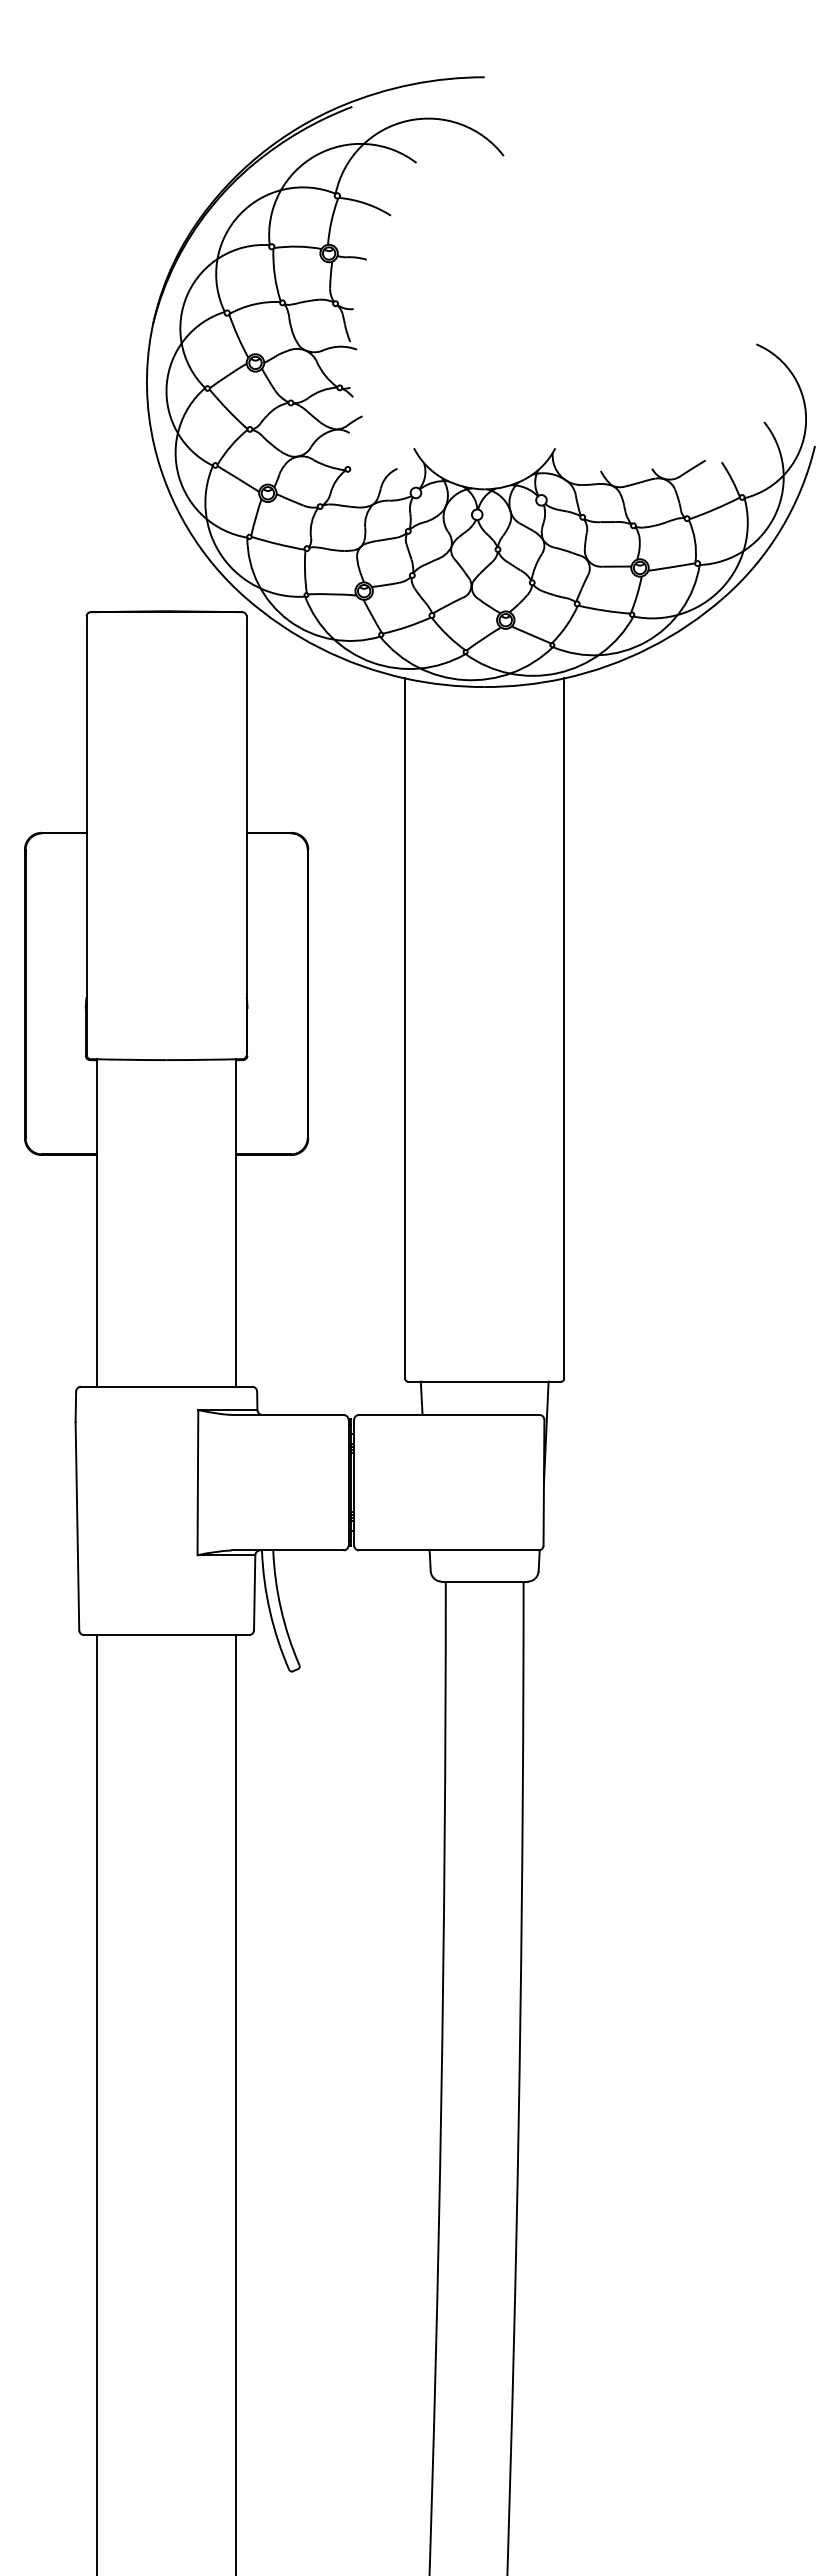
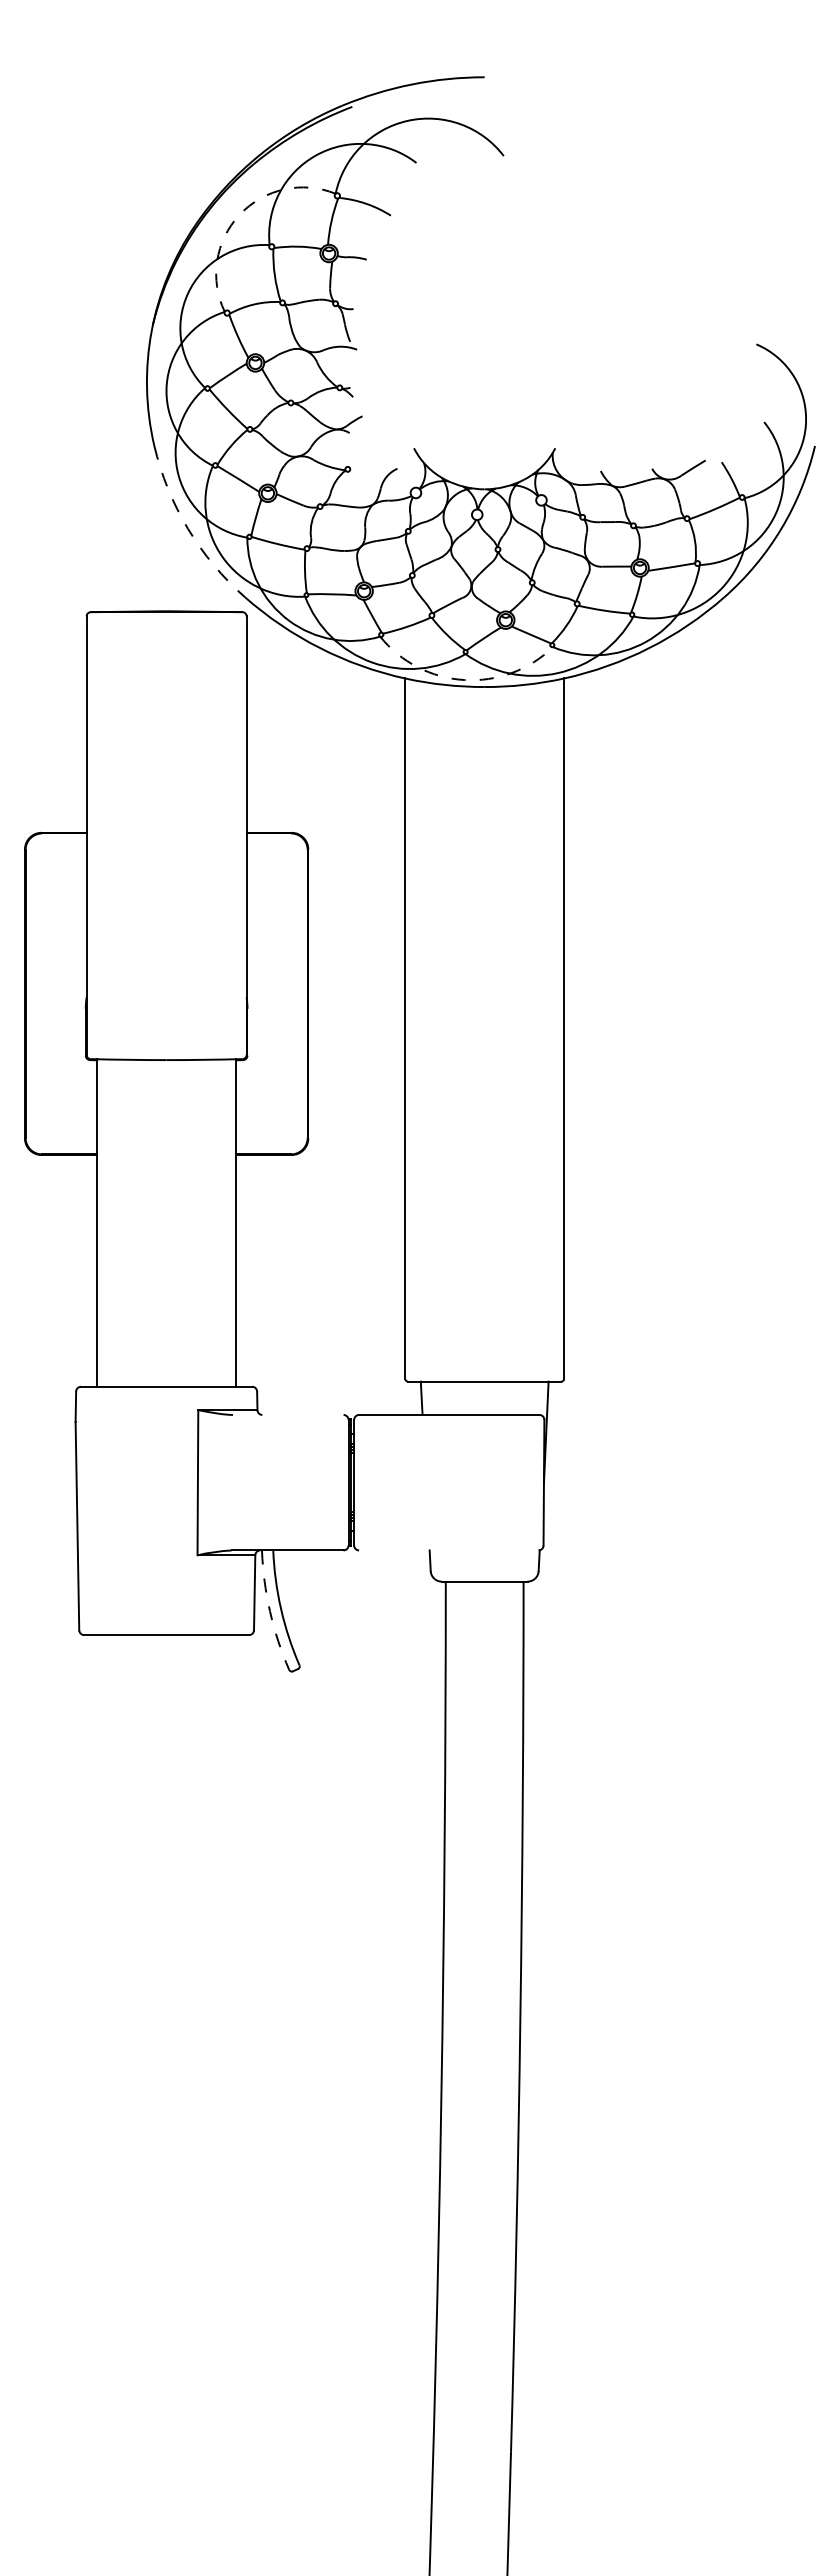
arc: solid -> dashed (239, 214)
arc: solid -> dashed (187, 528)
arc: solid -> dashed (464, 680)
line: present -> none (287, 1414)
line: present -> none (448, 1550)
arc: solid -> dashed (270, 1611)
line: present -> none (97, 2103)
line: present -> none (236, 2103)
